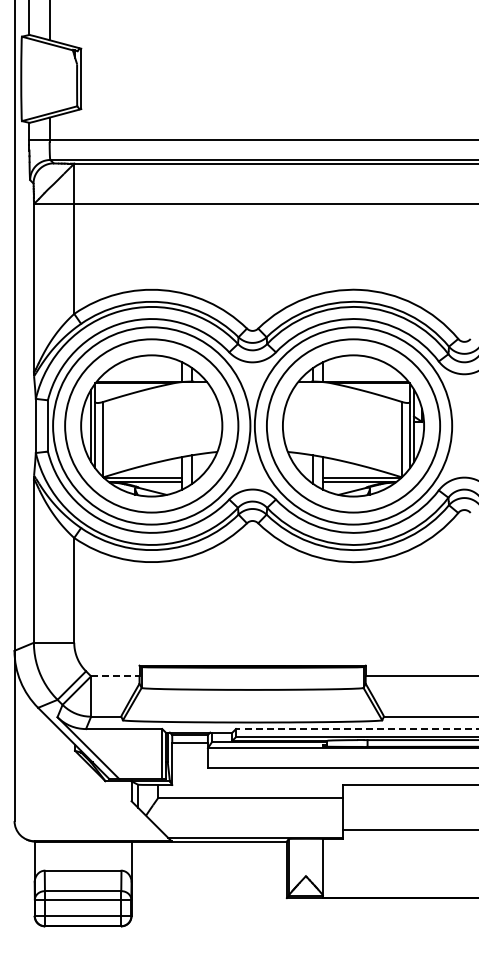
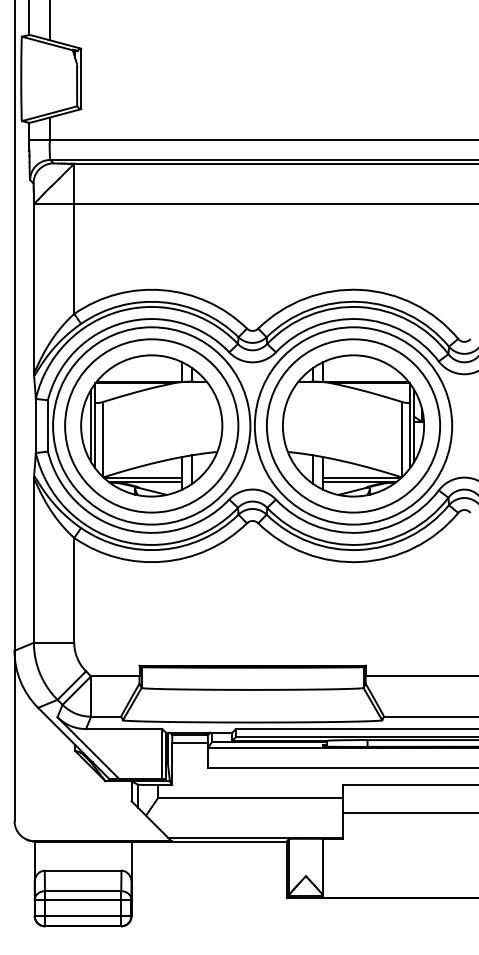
line: dashed -> solid (115, 676)
line: dashed -> solid (357, 729)
line position: (409, 830) -> (409, 813) (409, 813)
